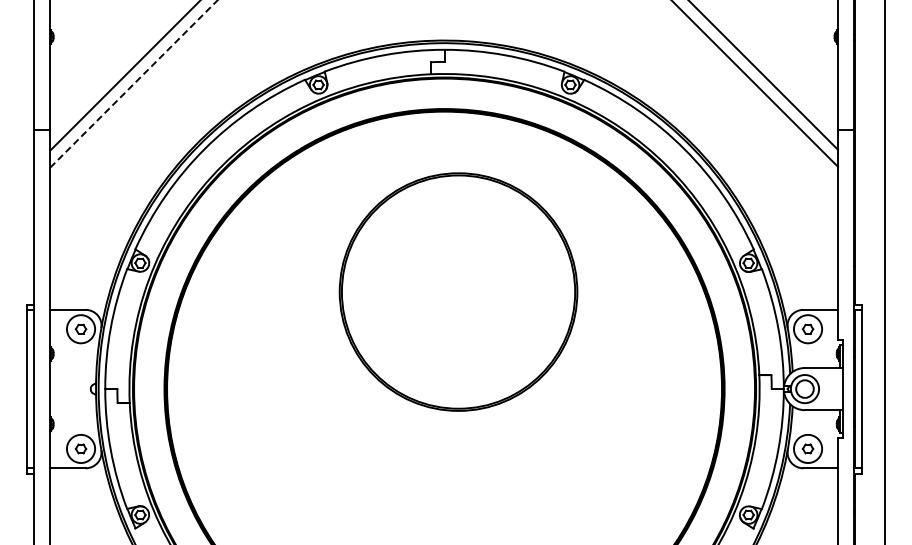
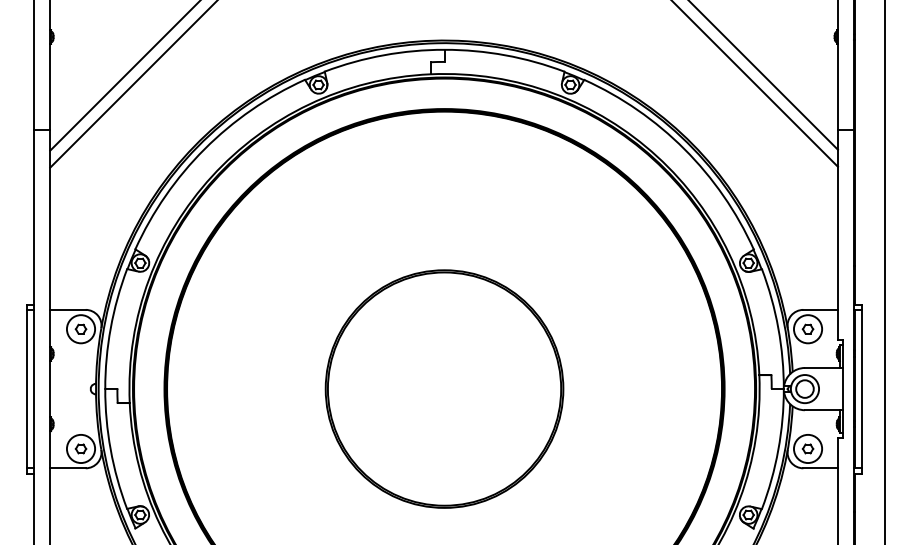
line: dashed -> solid (134, 83)
part position: (458, 291) -> (444, 388) (444, 388)
